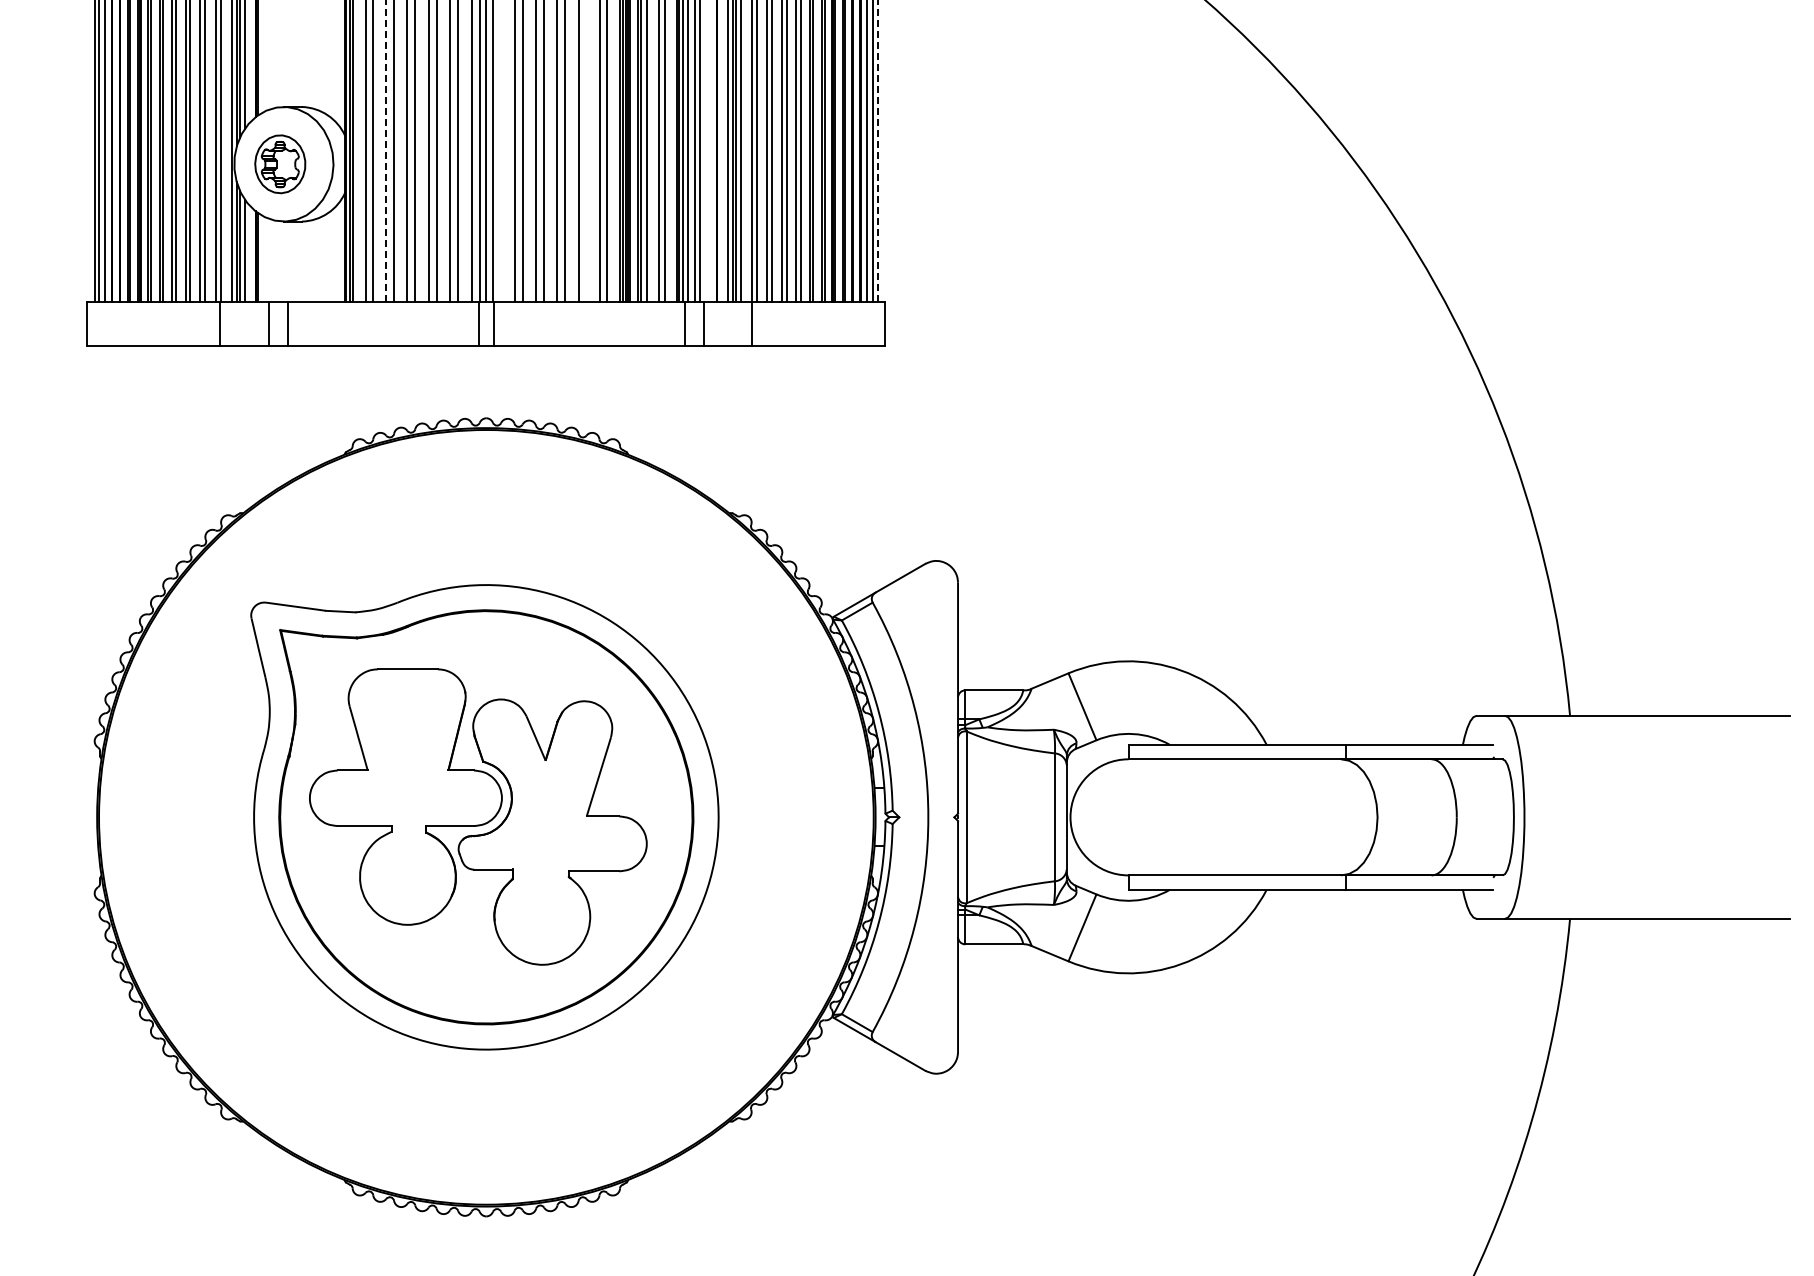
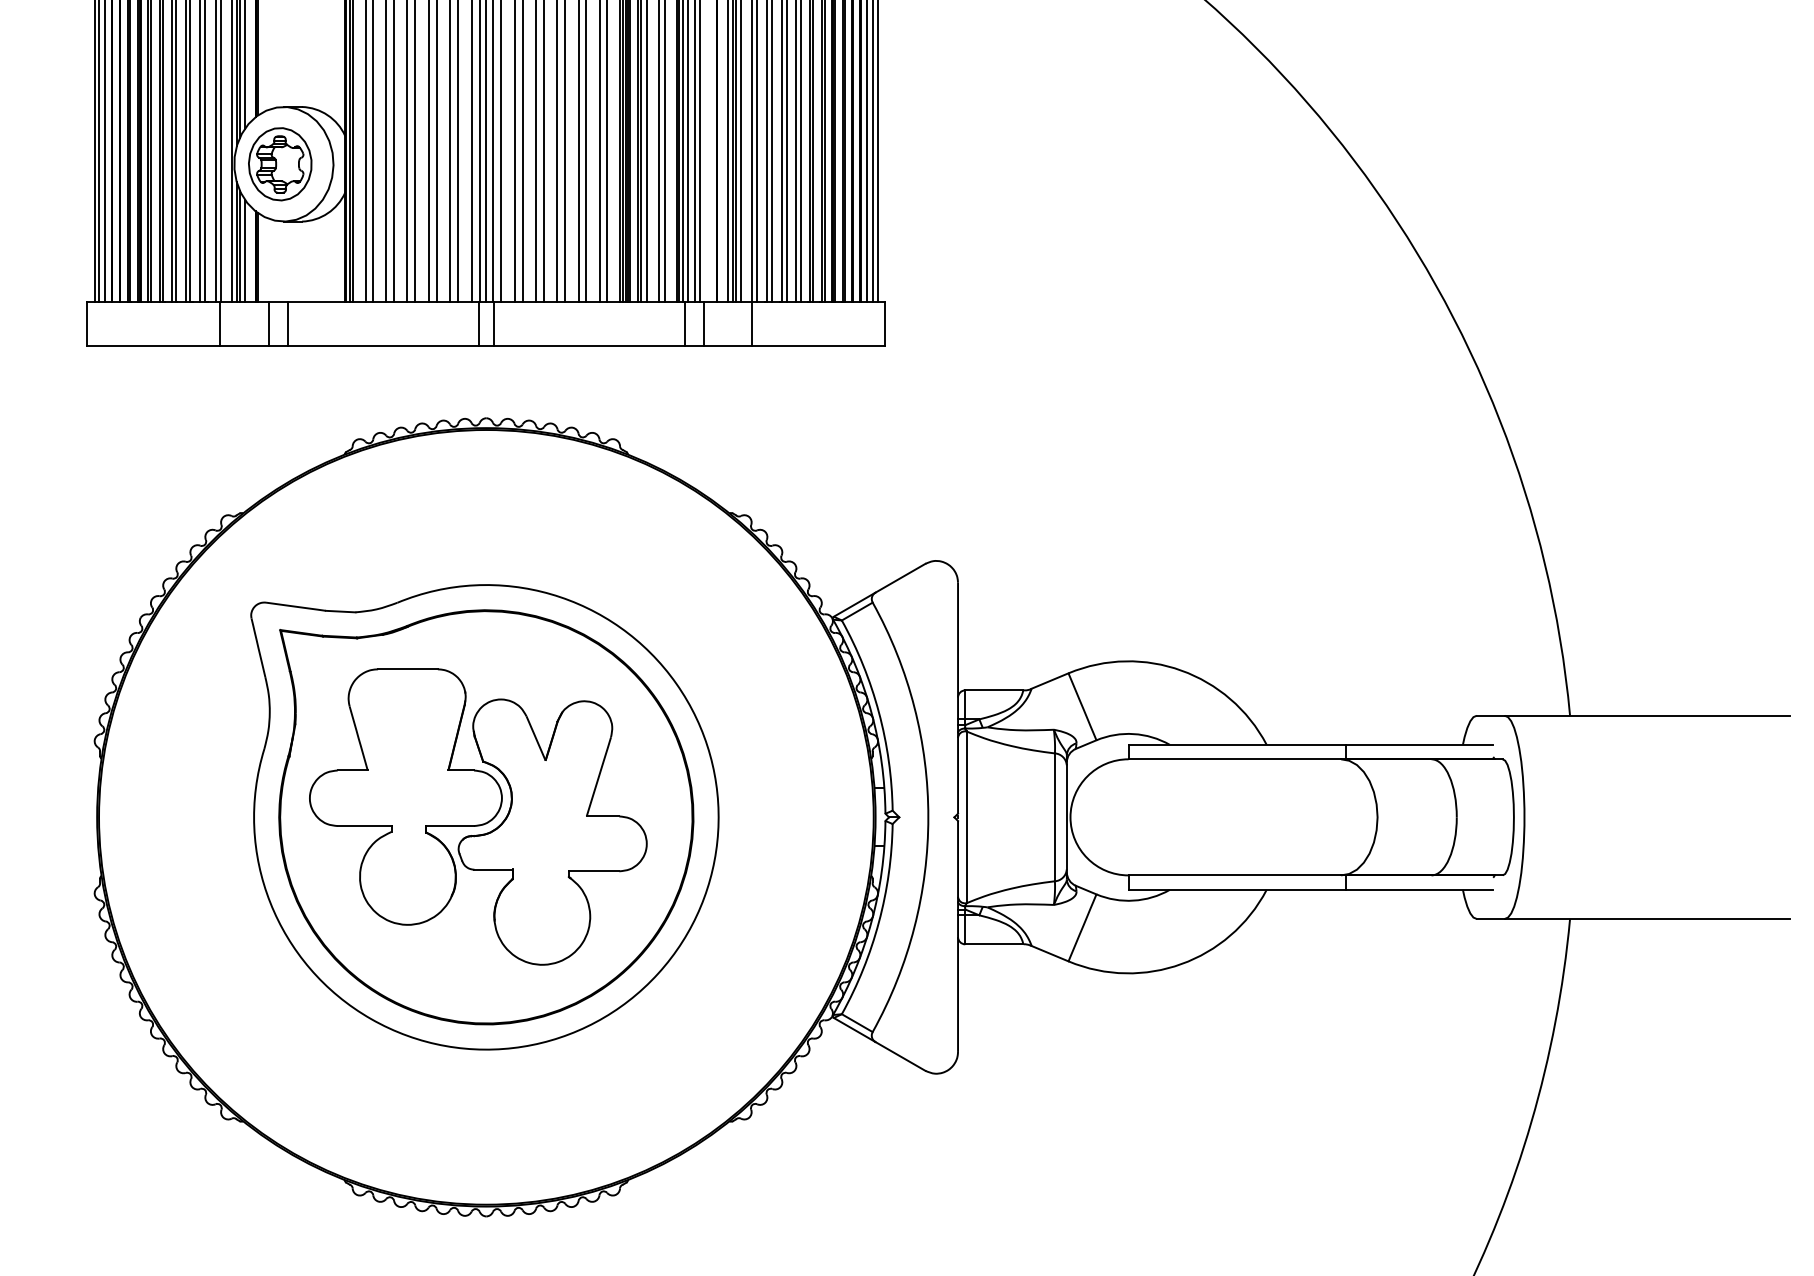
line: dashed -> solid (386, 151)
line: dashed -> solid (878, 151)
line: none -> present (501, 152)
line: none -> present (586, 152)
part size: 53x61 px -> 65x75 px (280, 164)
